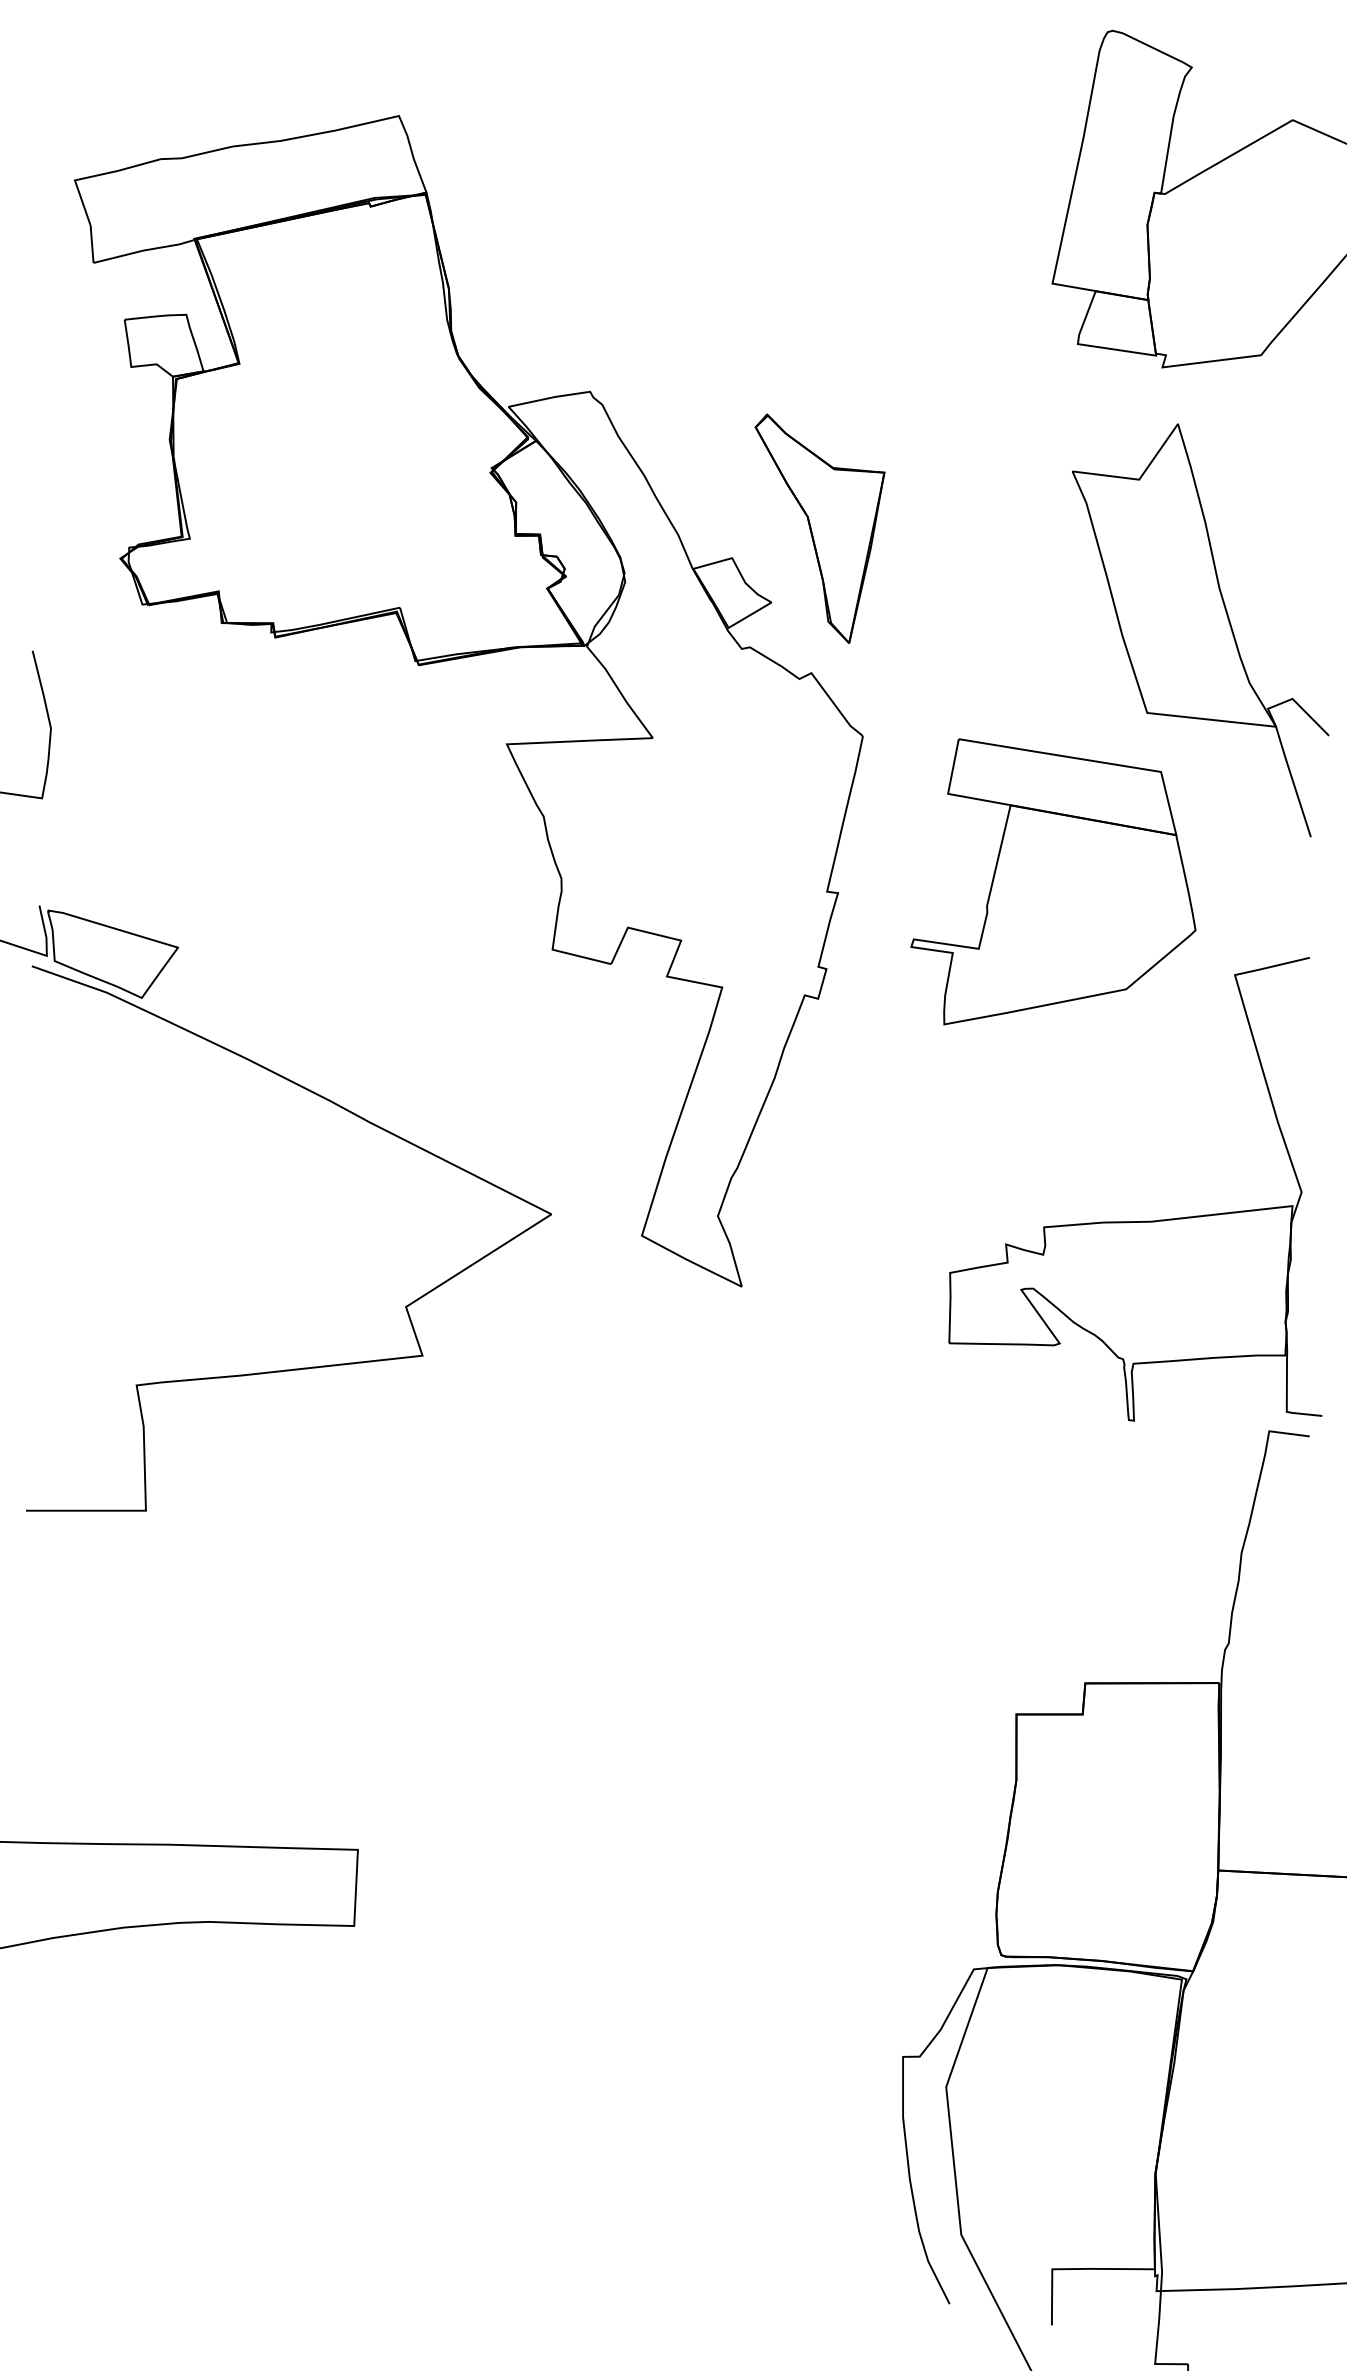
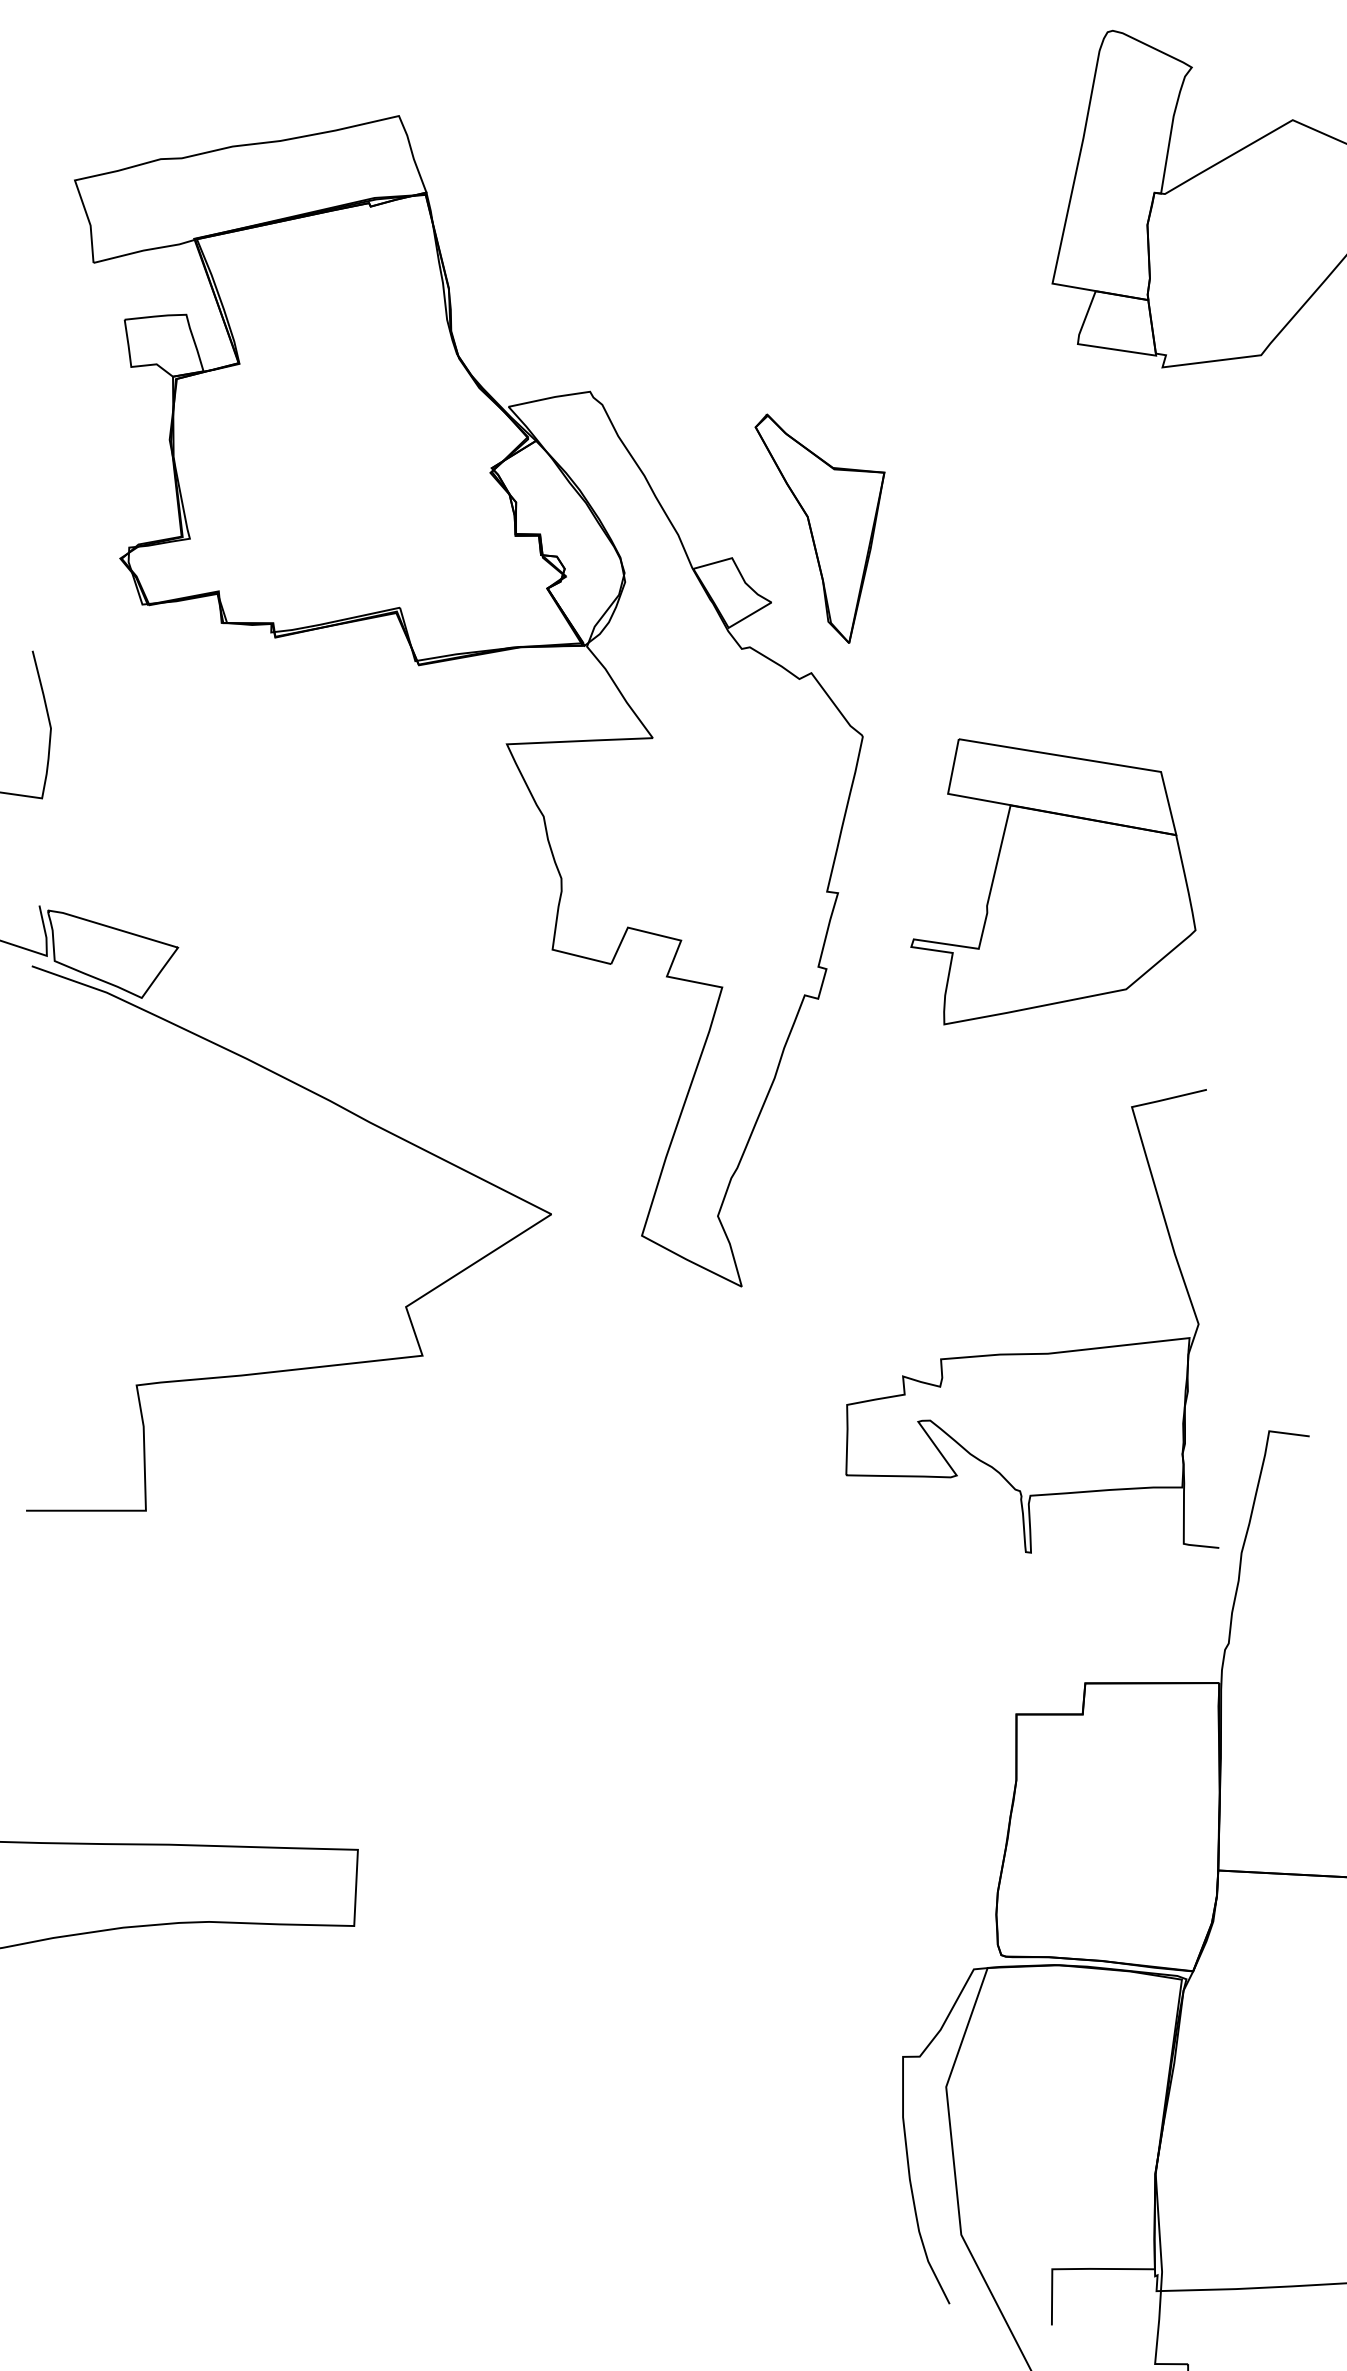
part: present -> none (1200, 630)
part position: (1135, 1221) -> (1032, 1353) (1032, 1353)
